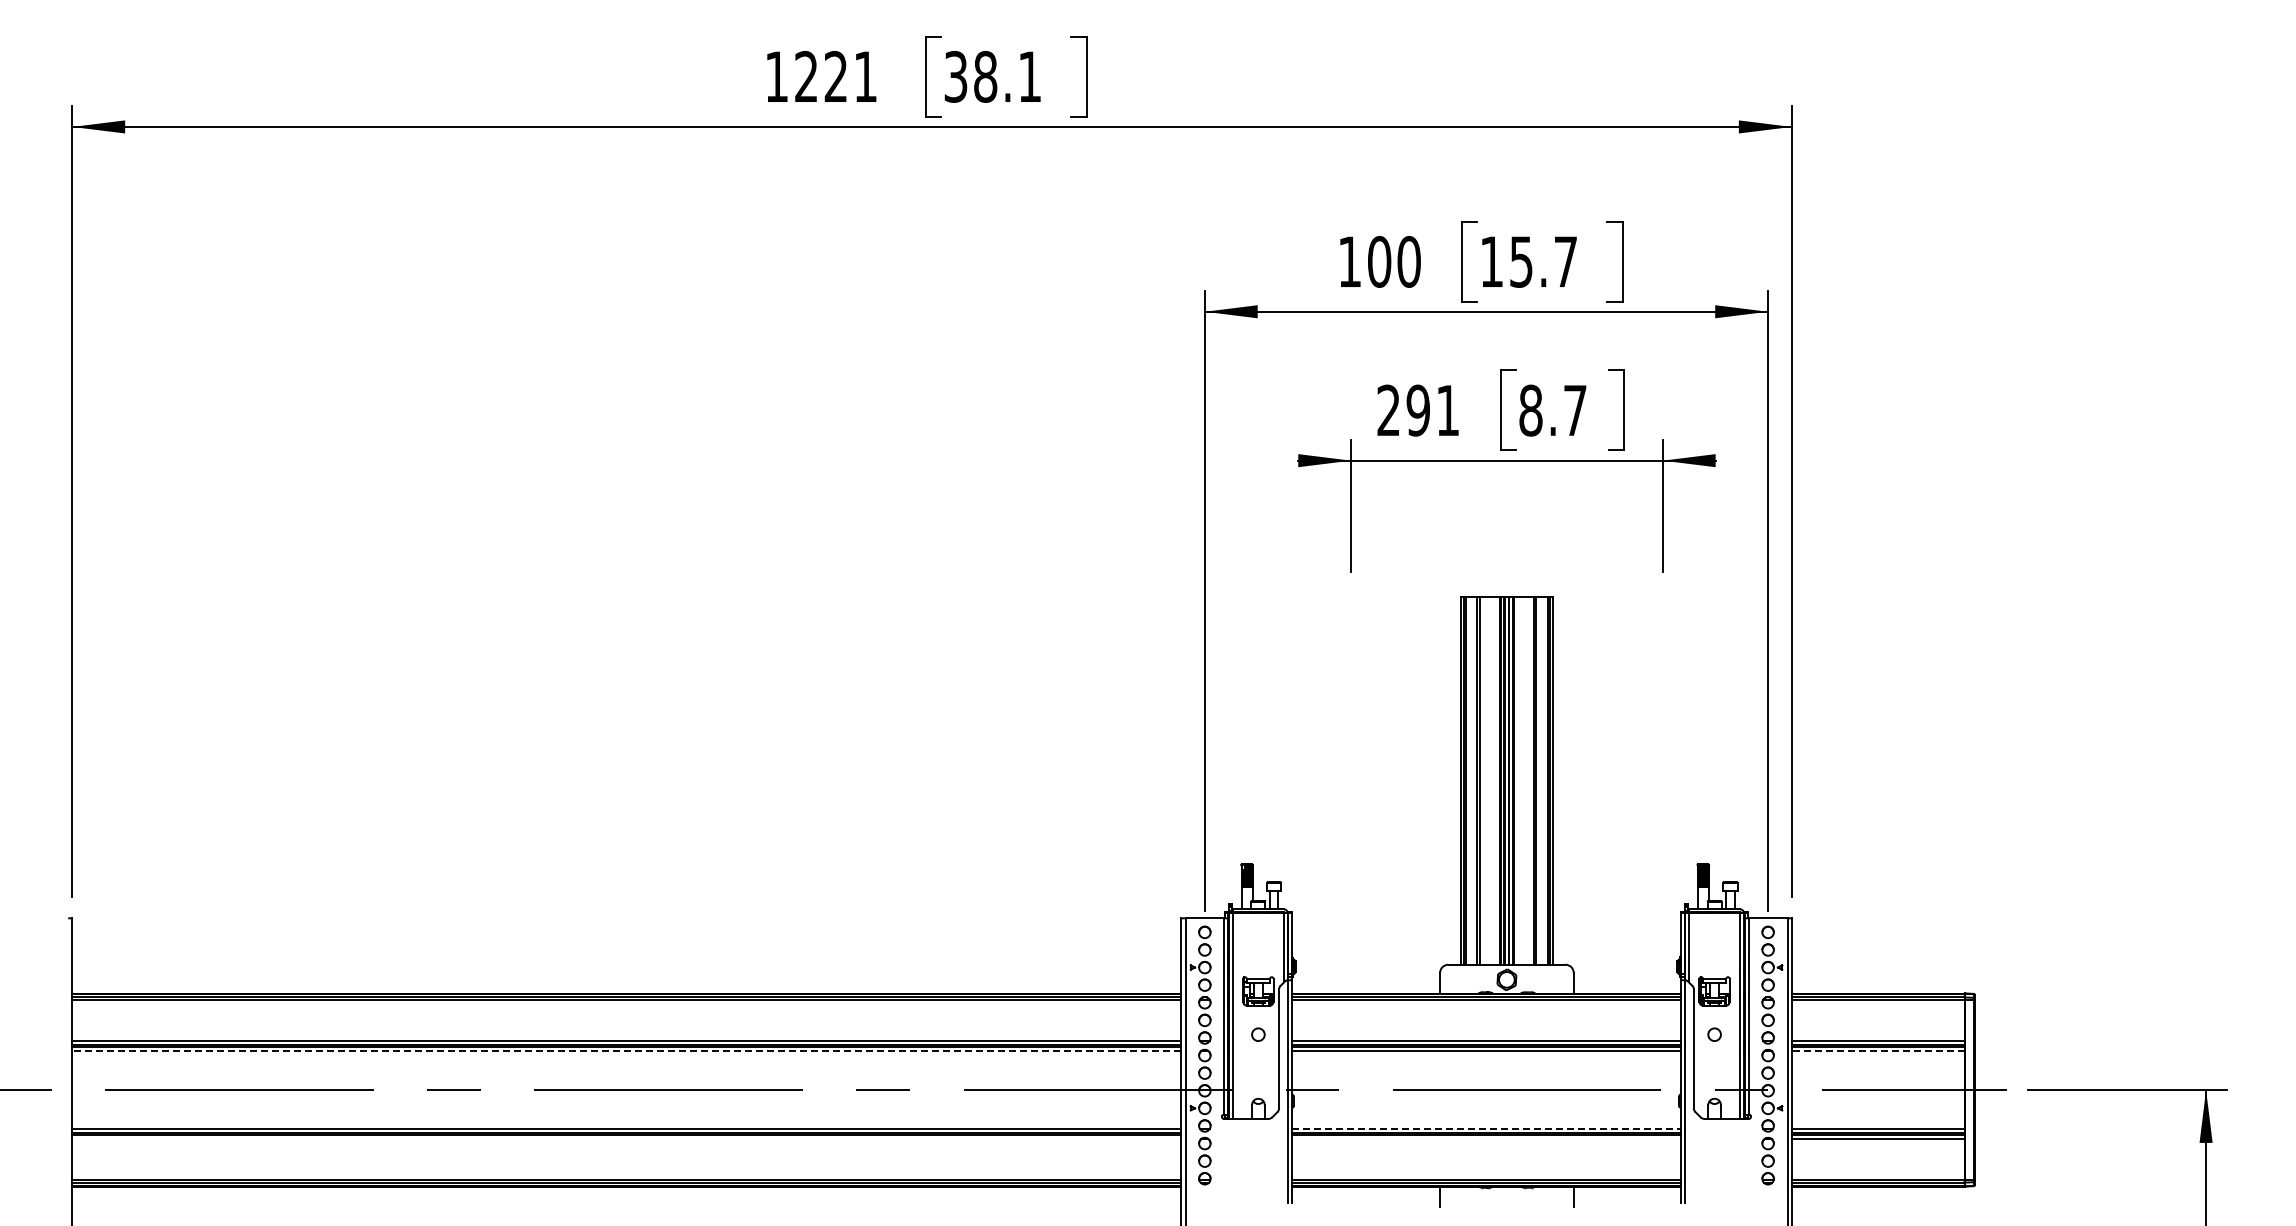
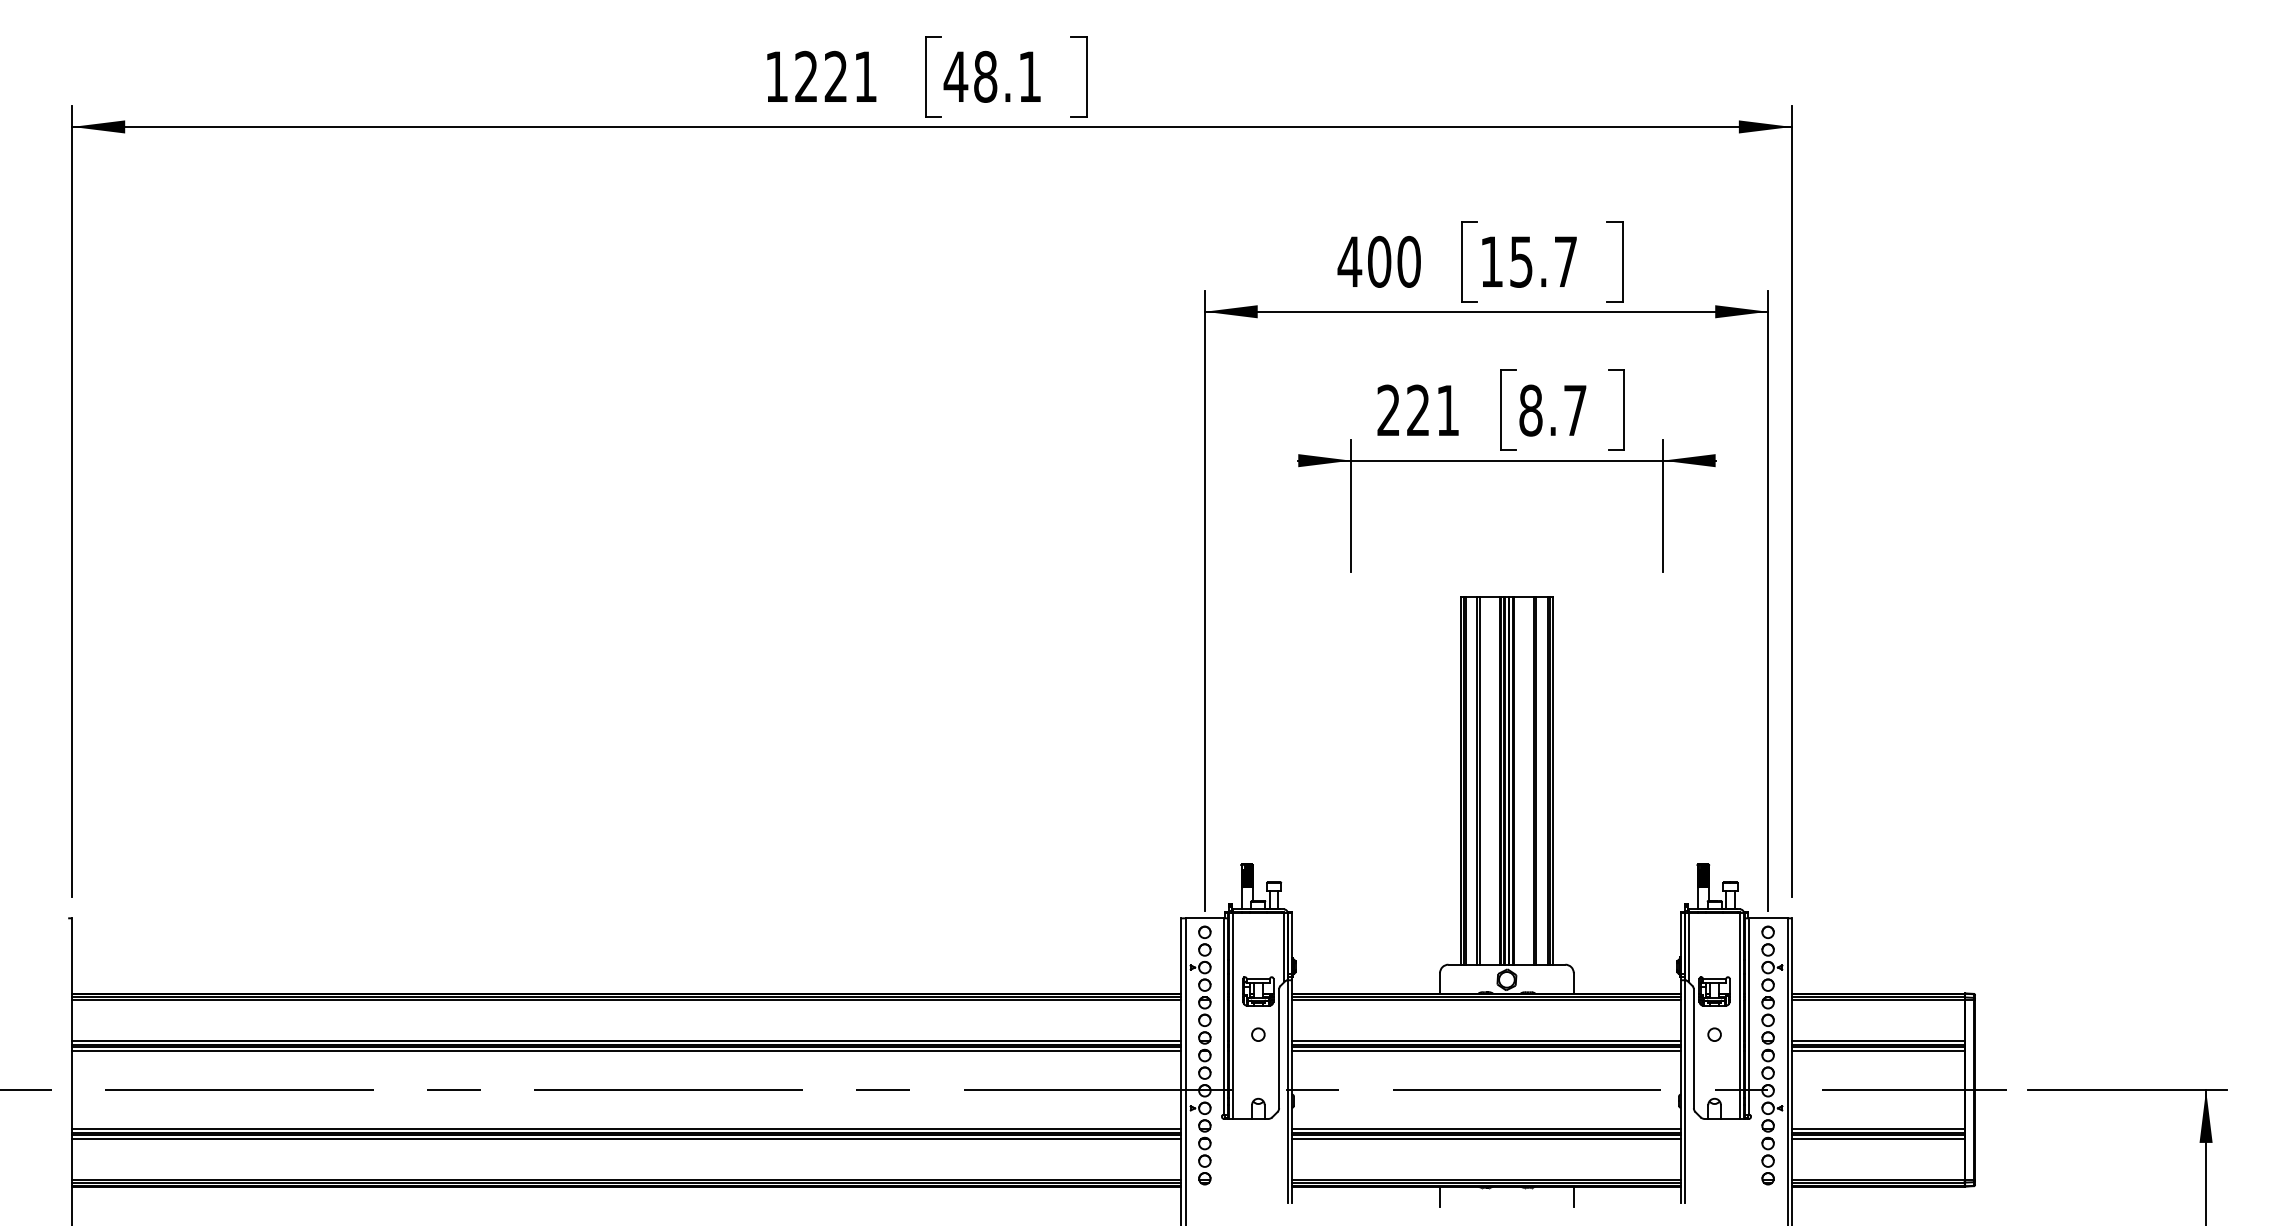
text: 38.1 -> 48.1 (955, 76)
text: 100 -> 400 (1349, 261)
text: 291 -> 221 (1417, 410)
line: dashed -> solid (626, 1051)
line: dashed -> solid (1877, 1051)
line: dashed -> solid (1486, 1128)
line: none -> present (626, 1138)
line: none -> present (1486, 1138)
